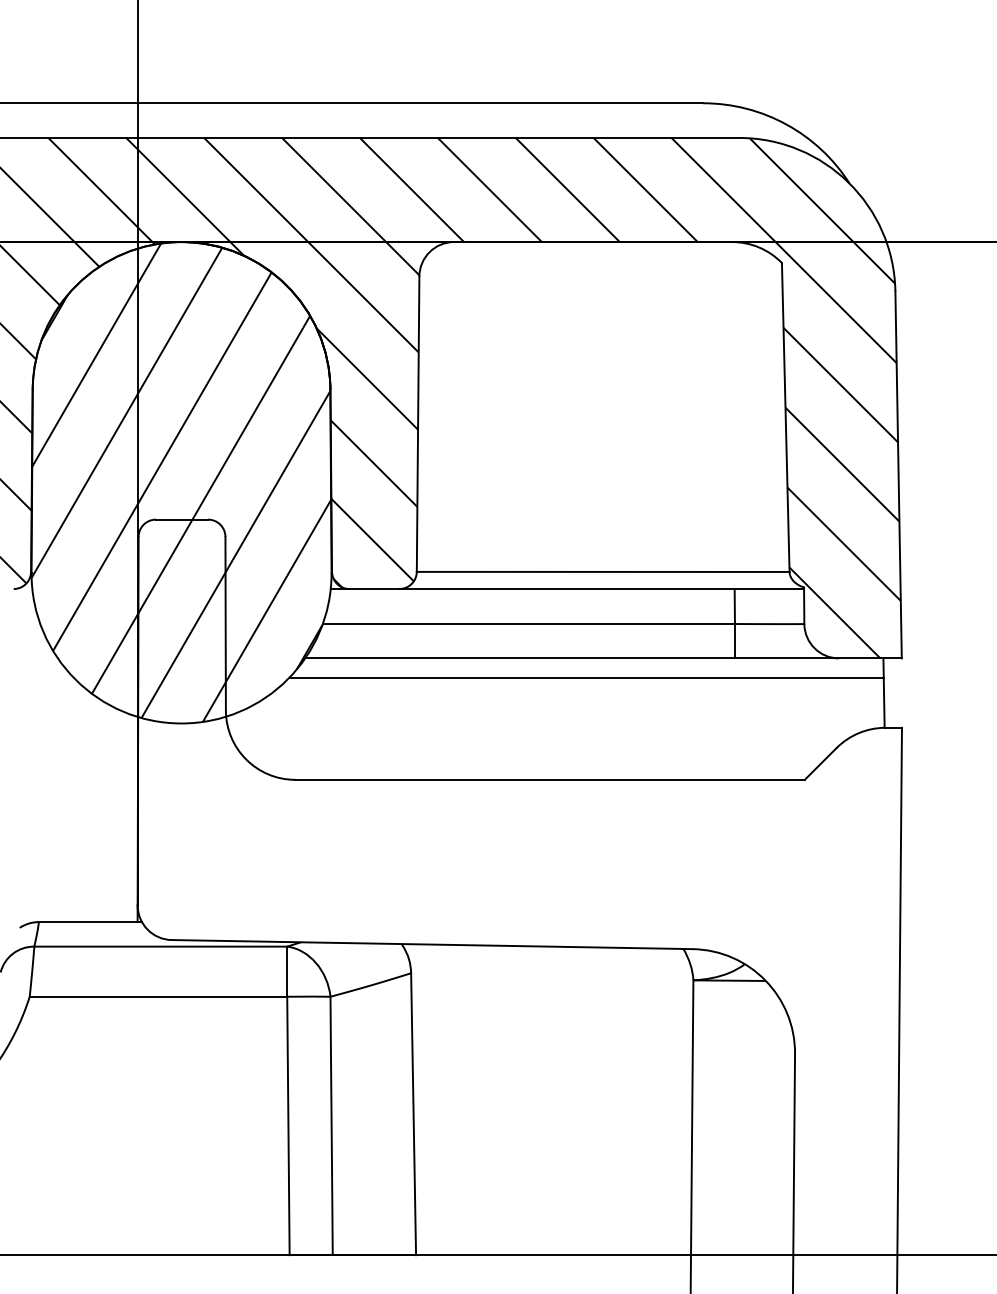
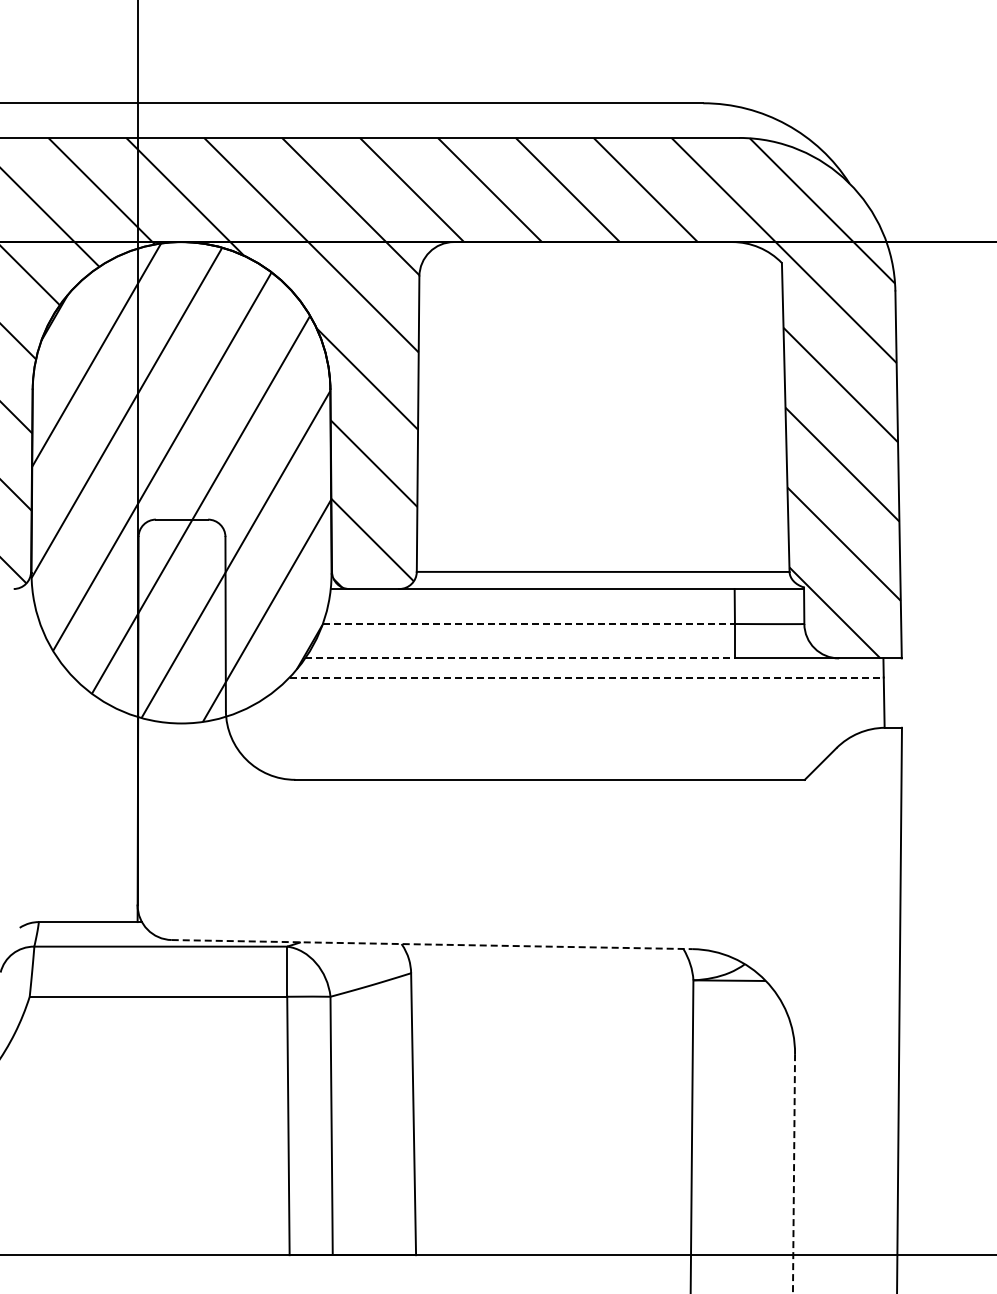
line: solid -> dashed (529, 624)
line: solid -> dashed (520, 658)
line: solid -> dashed (587, 677)
line: solid -> dashed (432, 944)
line: solid -> dashed (793, 1174)
